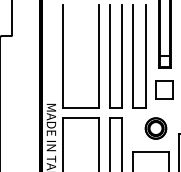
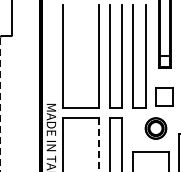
part position: (164, 89) -> (164, 96) (164, 96)
line: solid -> dashed (0, 104)
line: solid -> dashed (99, 144)
